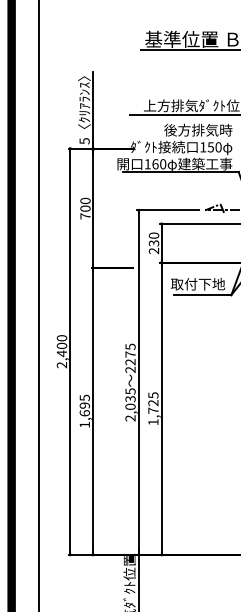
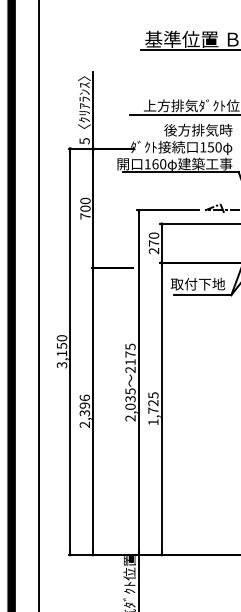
text: 230 -> 270 (153, 243)
text: 2,400 -> 3,150 (61, 355)
text: 2275 -> 2175 (130, 362)
text: 1,695 -> 2,396 (84, 410)
